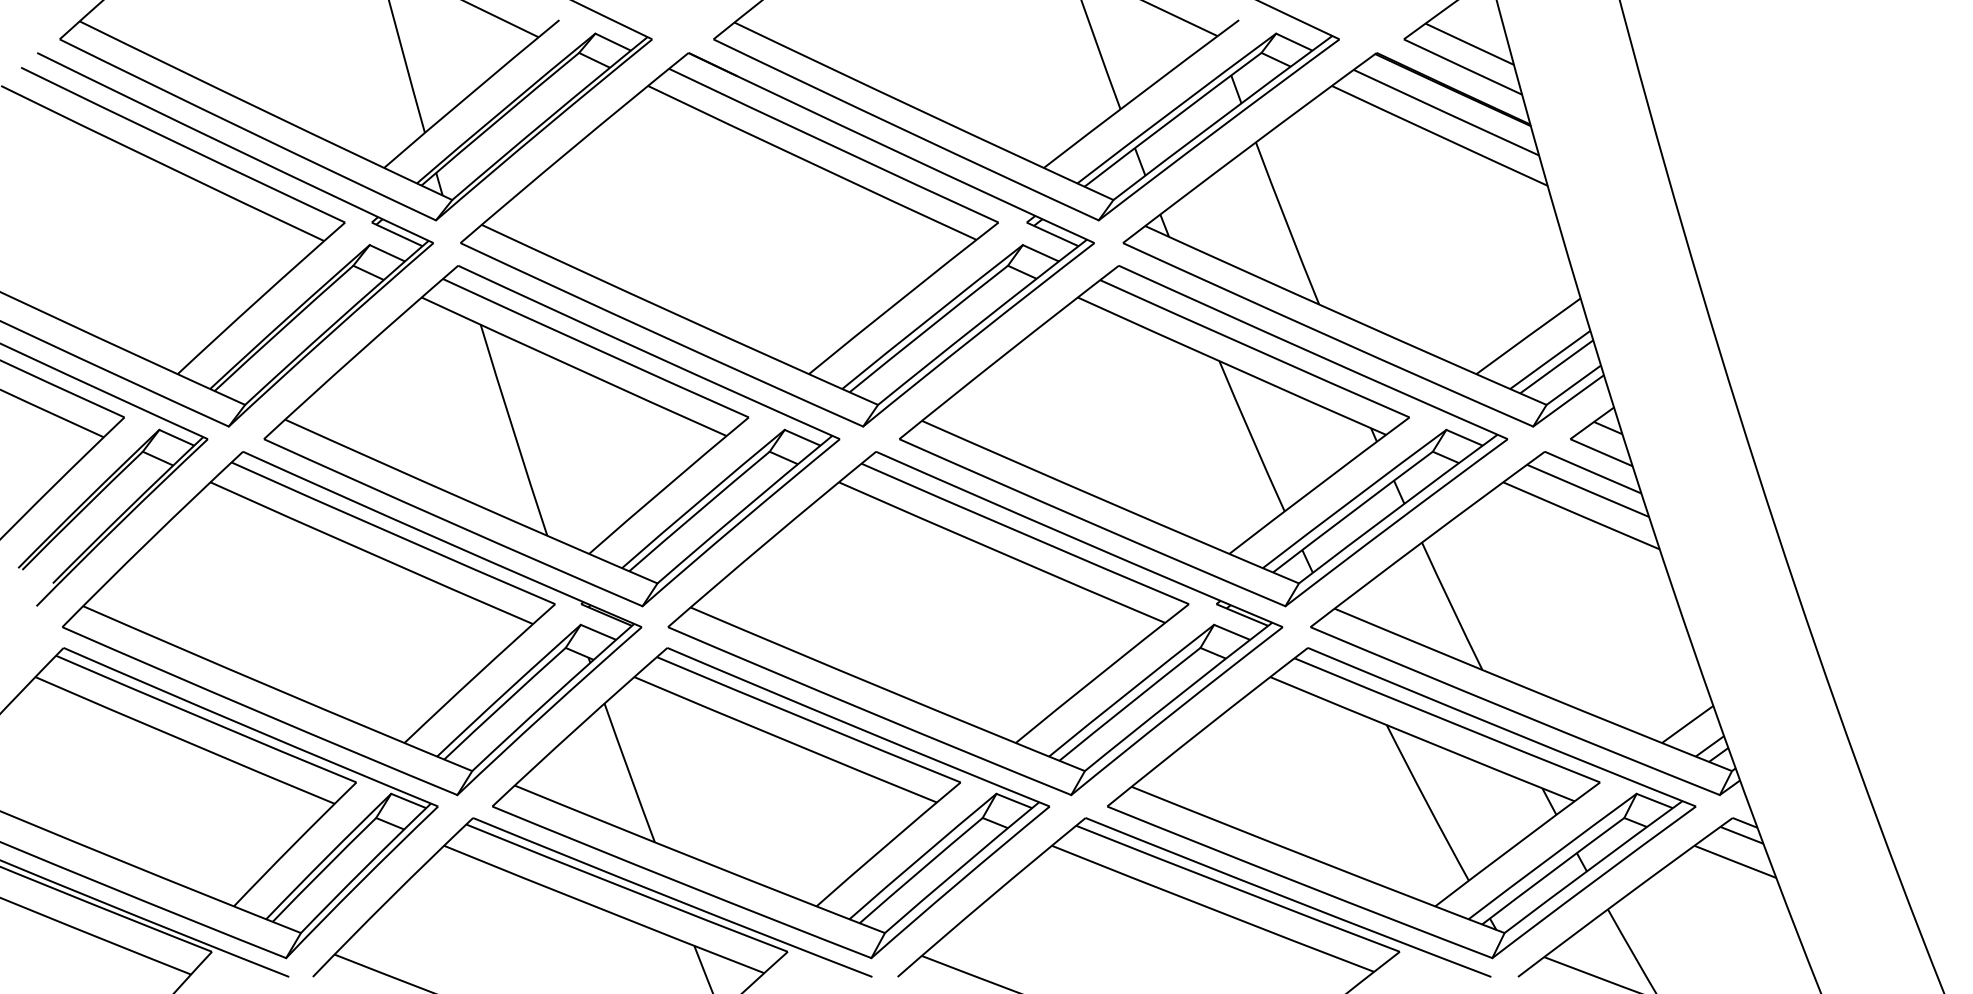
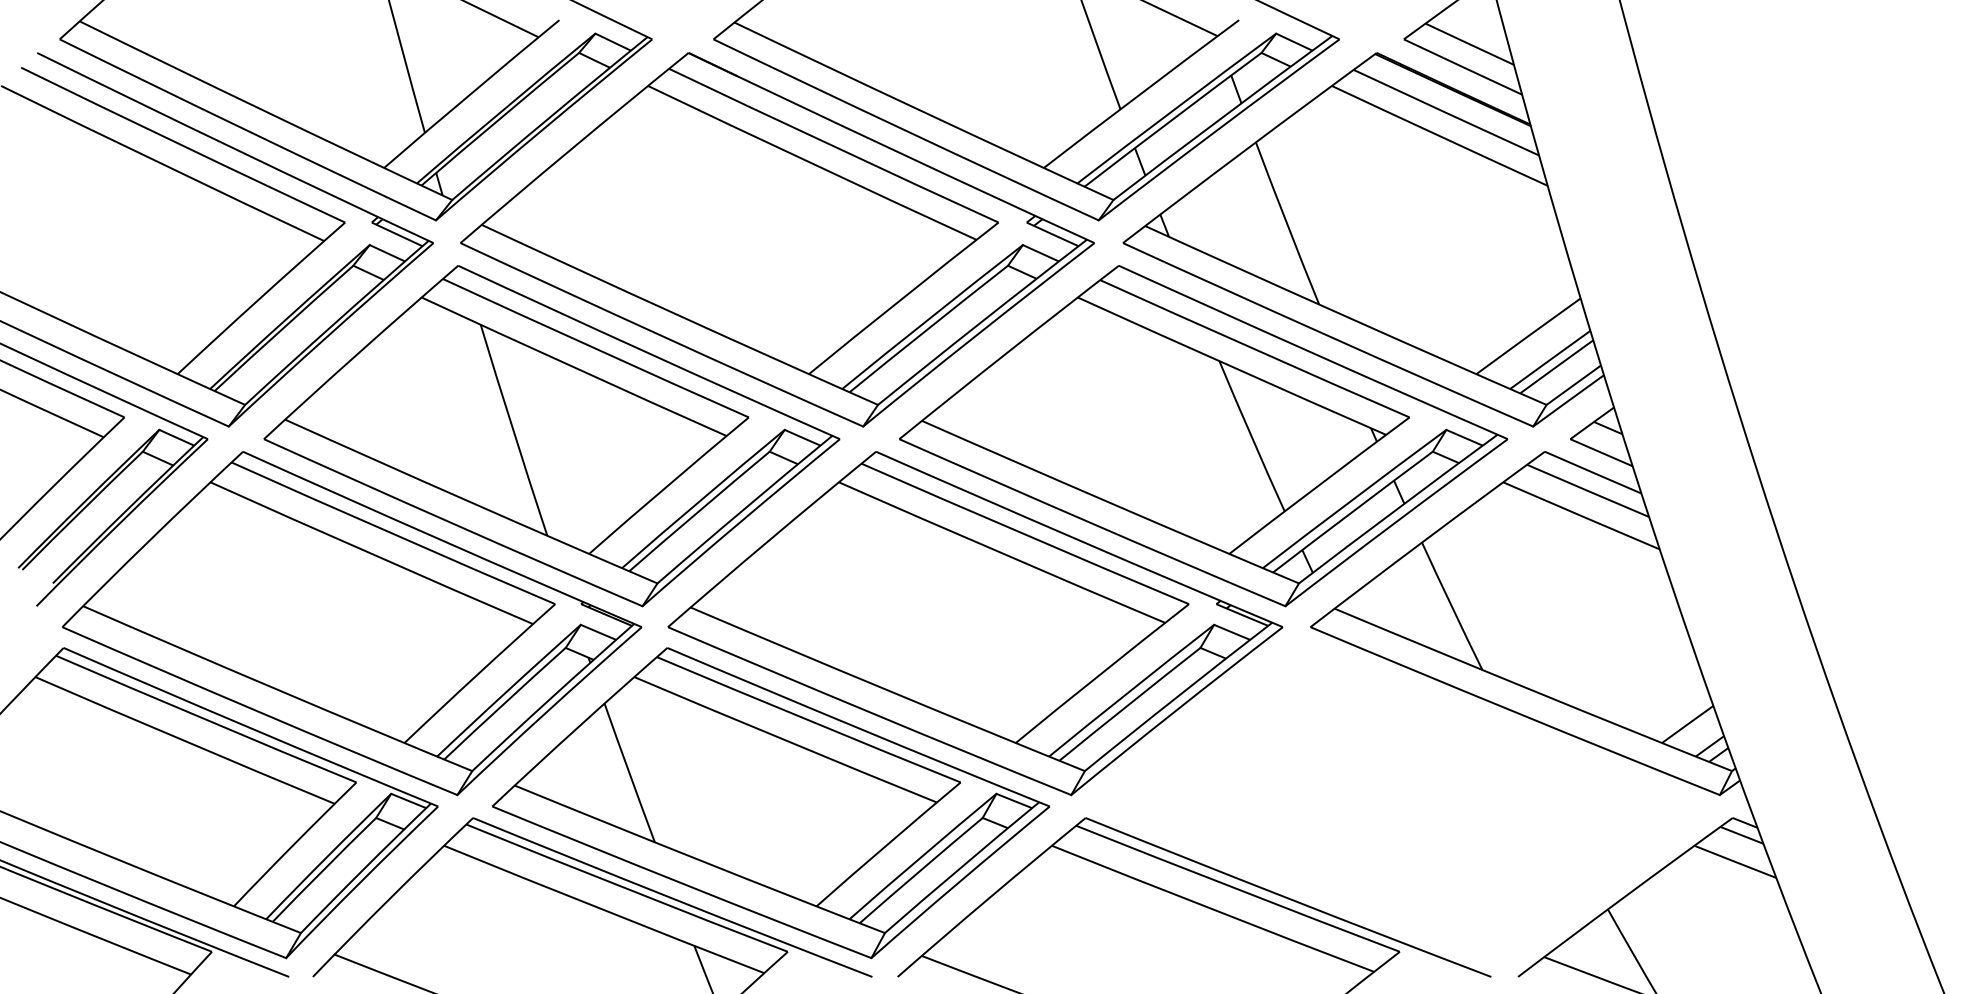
part: present -> none (1401, 803)
